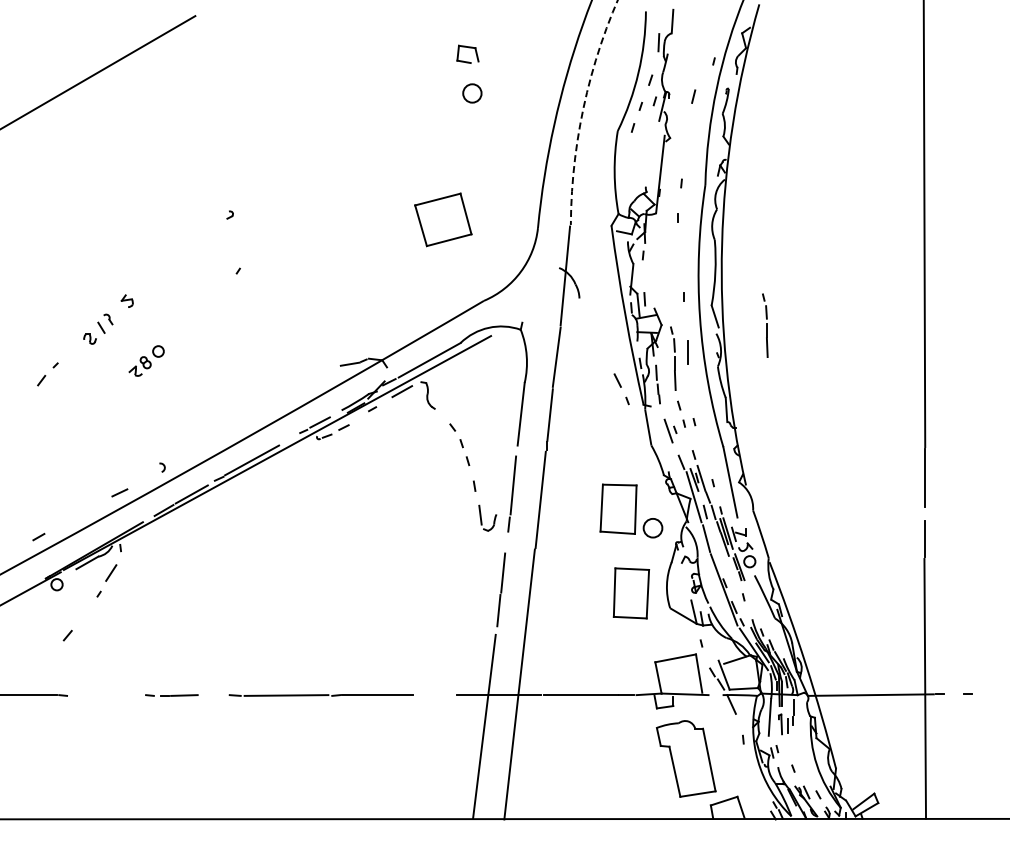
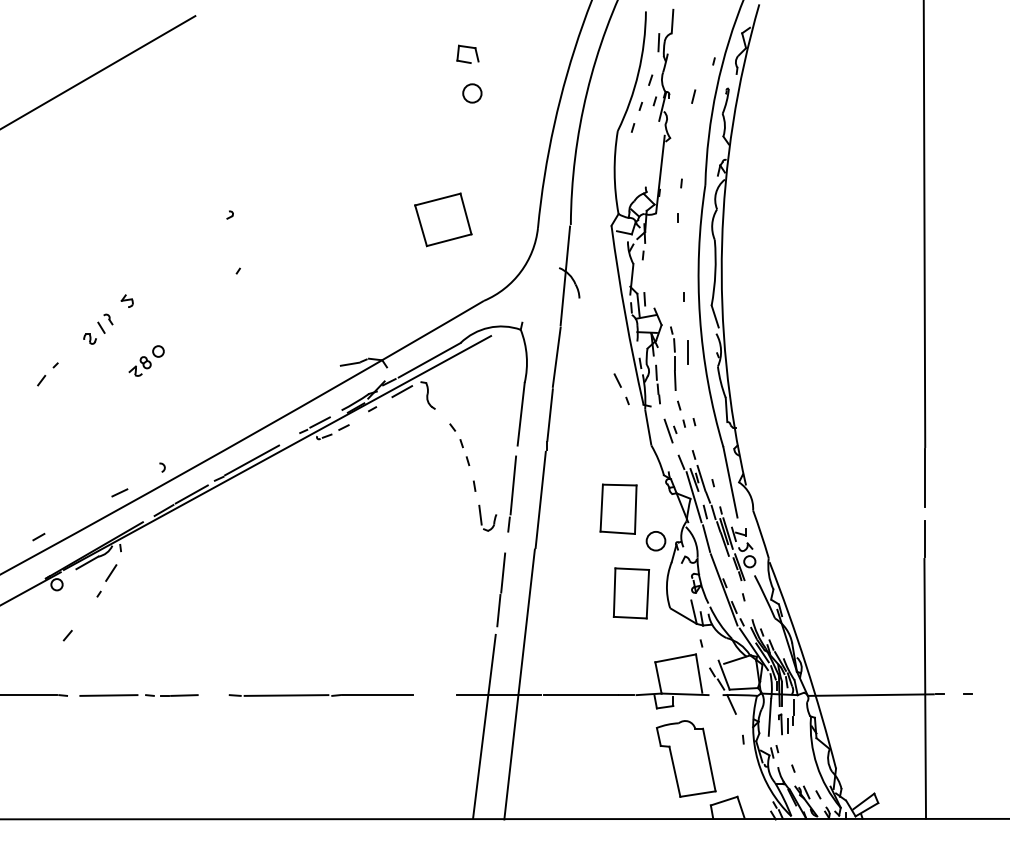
arc: dashed -> solid (583, 110)
part: present -> none (765, 325)
circle position: (652, 528) -> (655, 541) (655, 541)
line: none -> present (108, 695)
